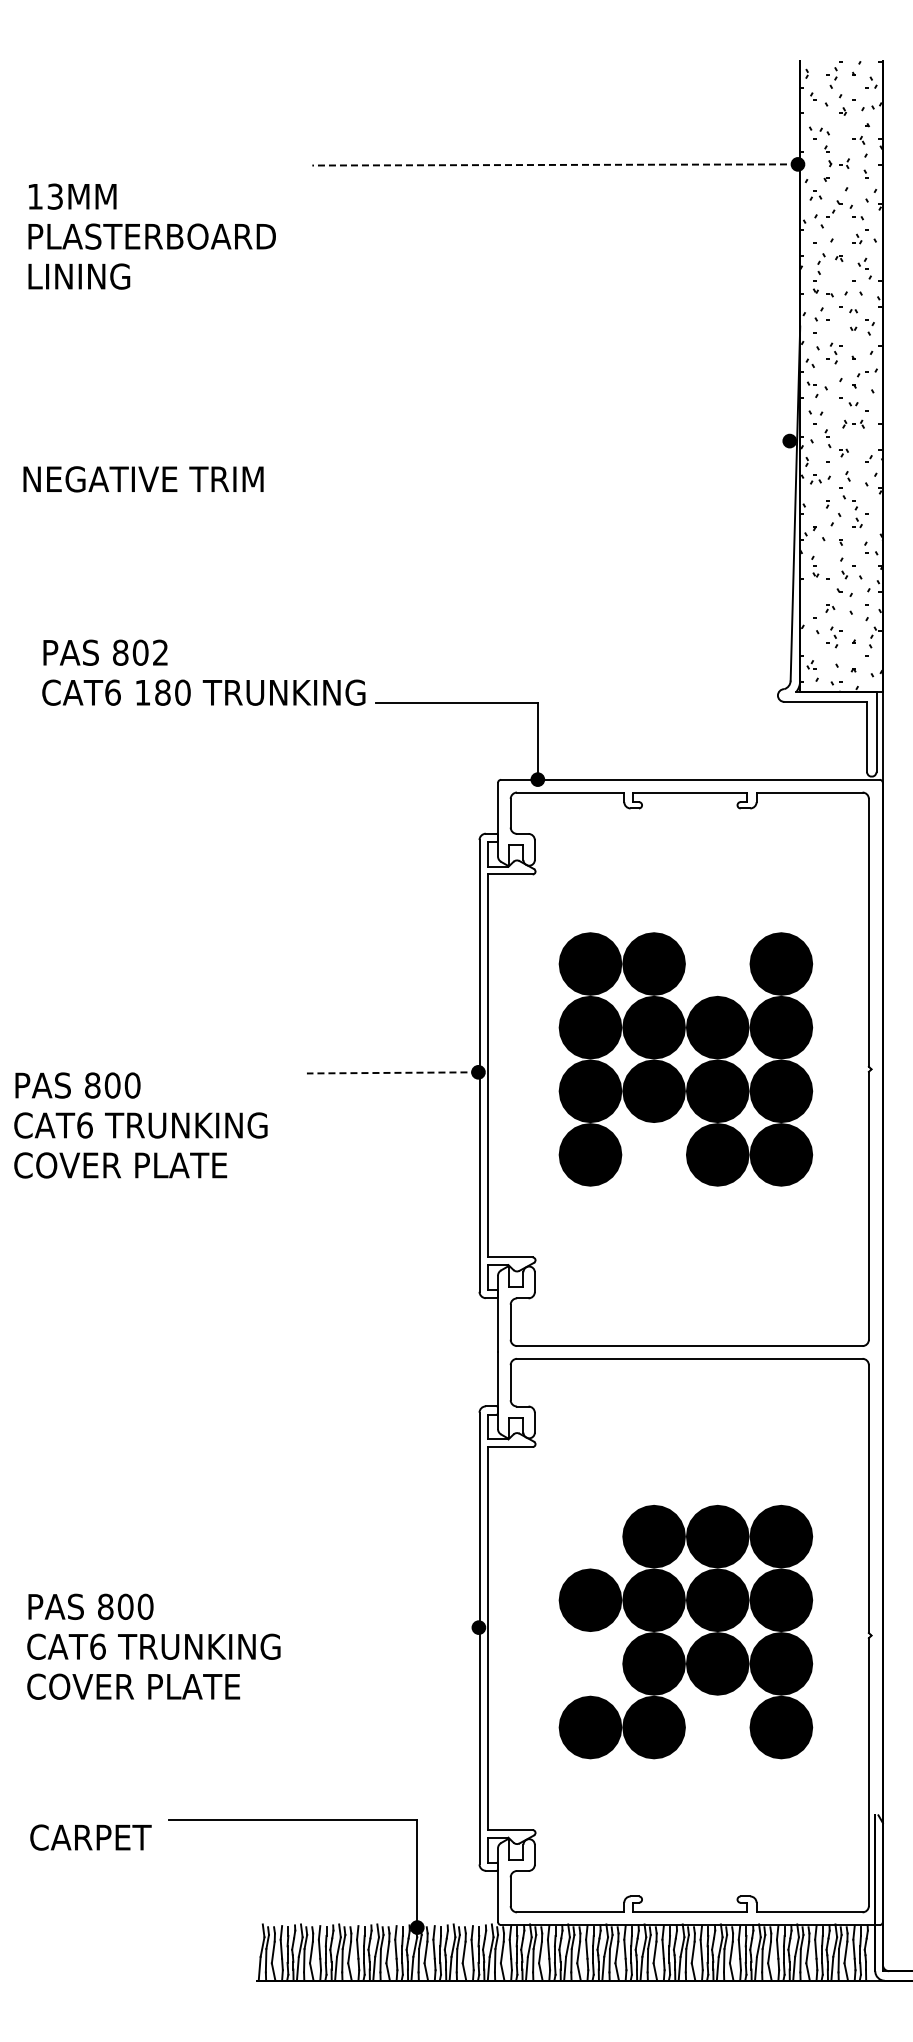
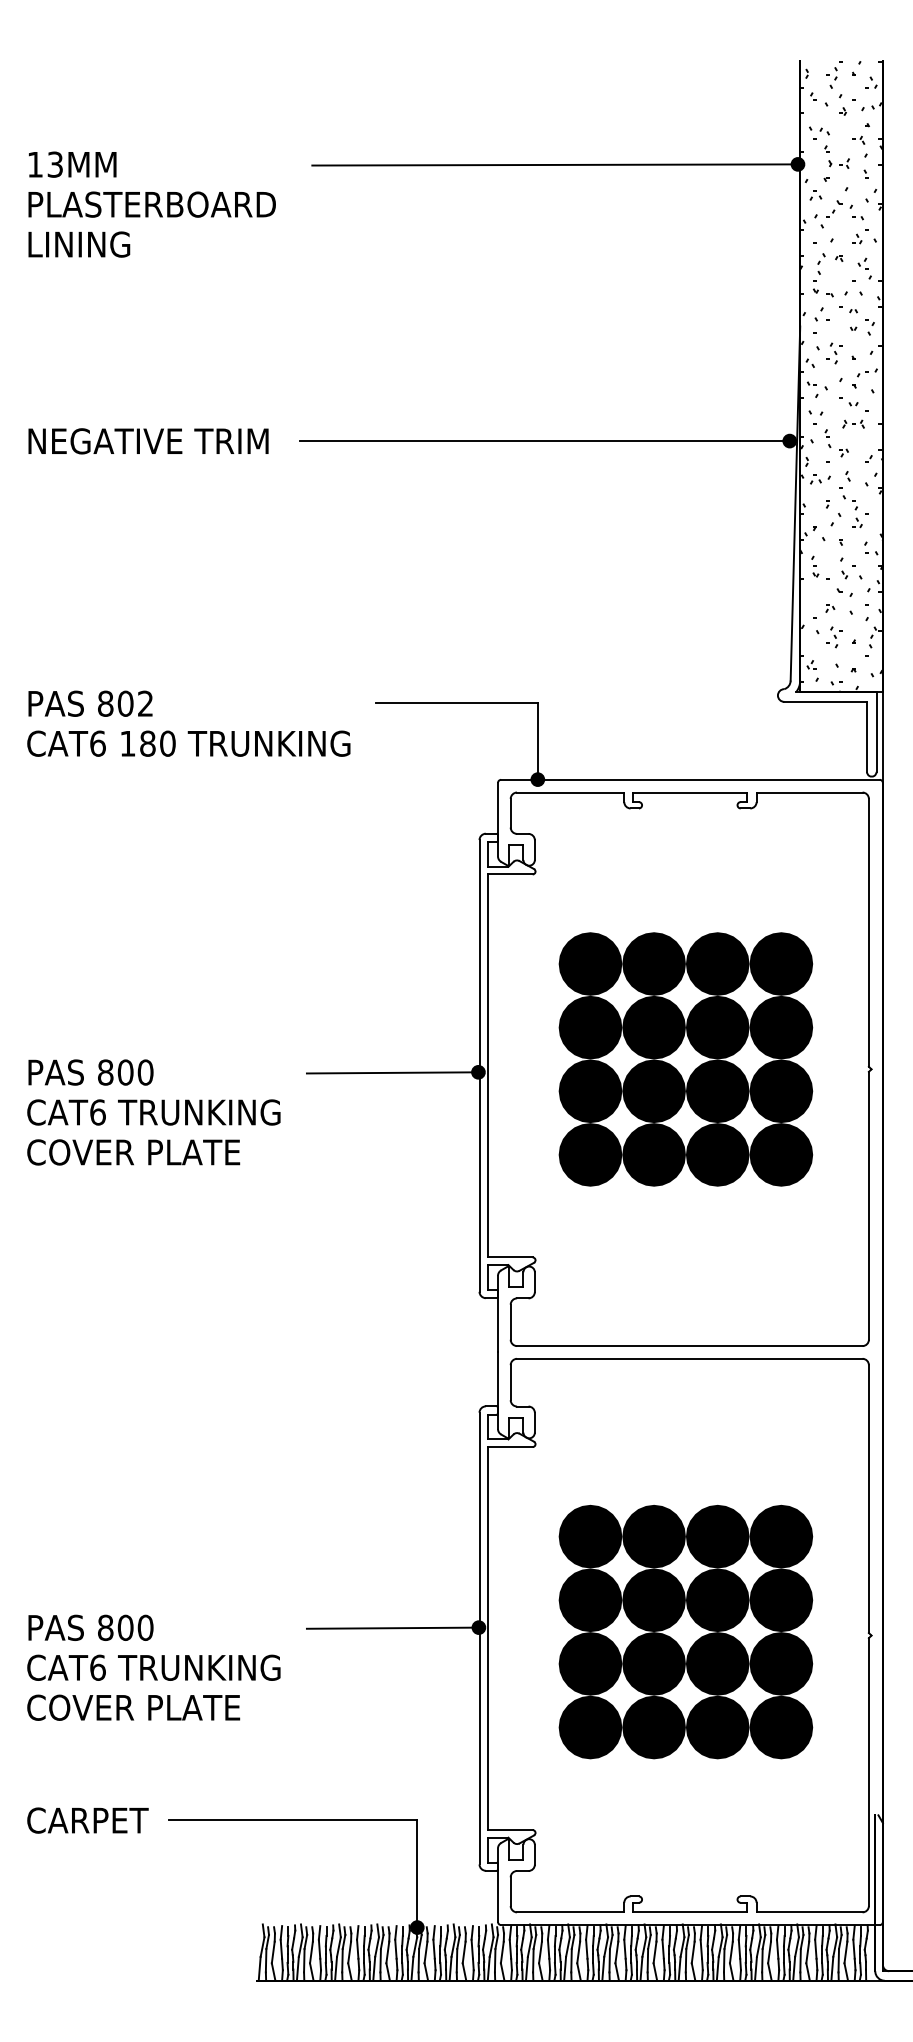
line: dashed -> solid (555, 164)
text position: (151, 236) -> (151, 204) (151, 204)
line: none -> present (544, 441)
text position: (143, 479) -> (148, 441) (148, 441)
text position: (203, 672) -> (188, 723) (188, 723)
fill: none -> present (717, 963)
line: dashed -> solid (392, 1072)
text position: (140, 1125) -> (153, 1112) (153, 1112)
fill: none -> present (653, 1154)
fill: none -> present (590, 1536)
line: none -> present (392, 1627)
text position: (153, 1646) -> (153, 1667) (153, 1667)
fill: none -> present (590, 1663)
fill: none -> present (717, 1727)
text position: (90, 1837) -> (87, 1820) (87, 1820)
